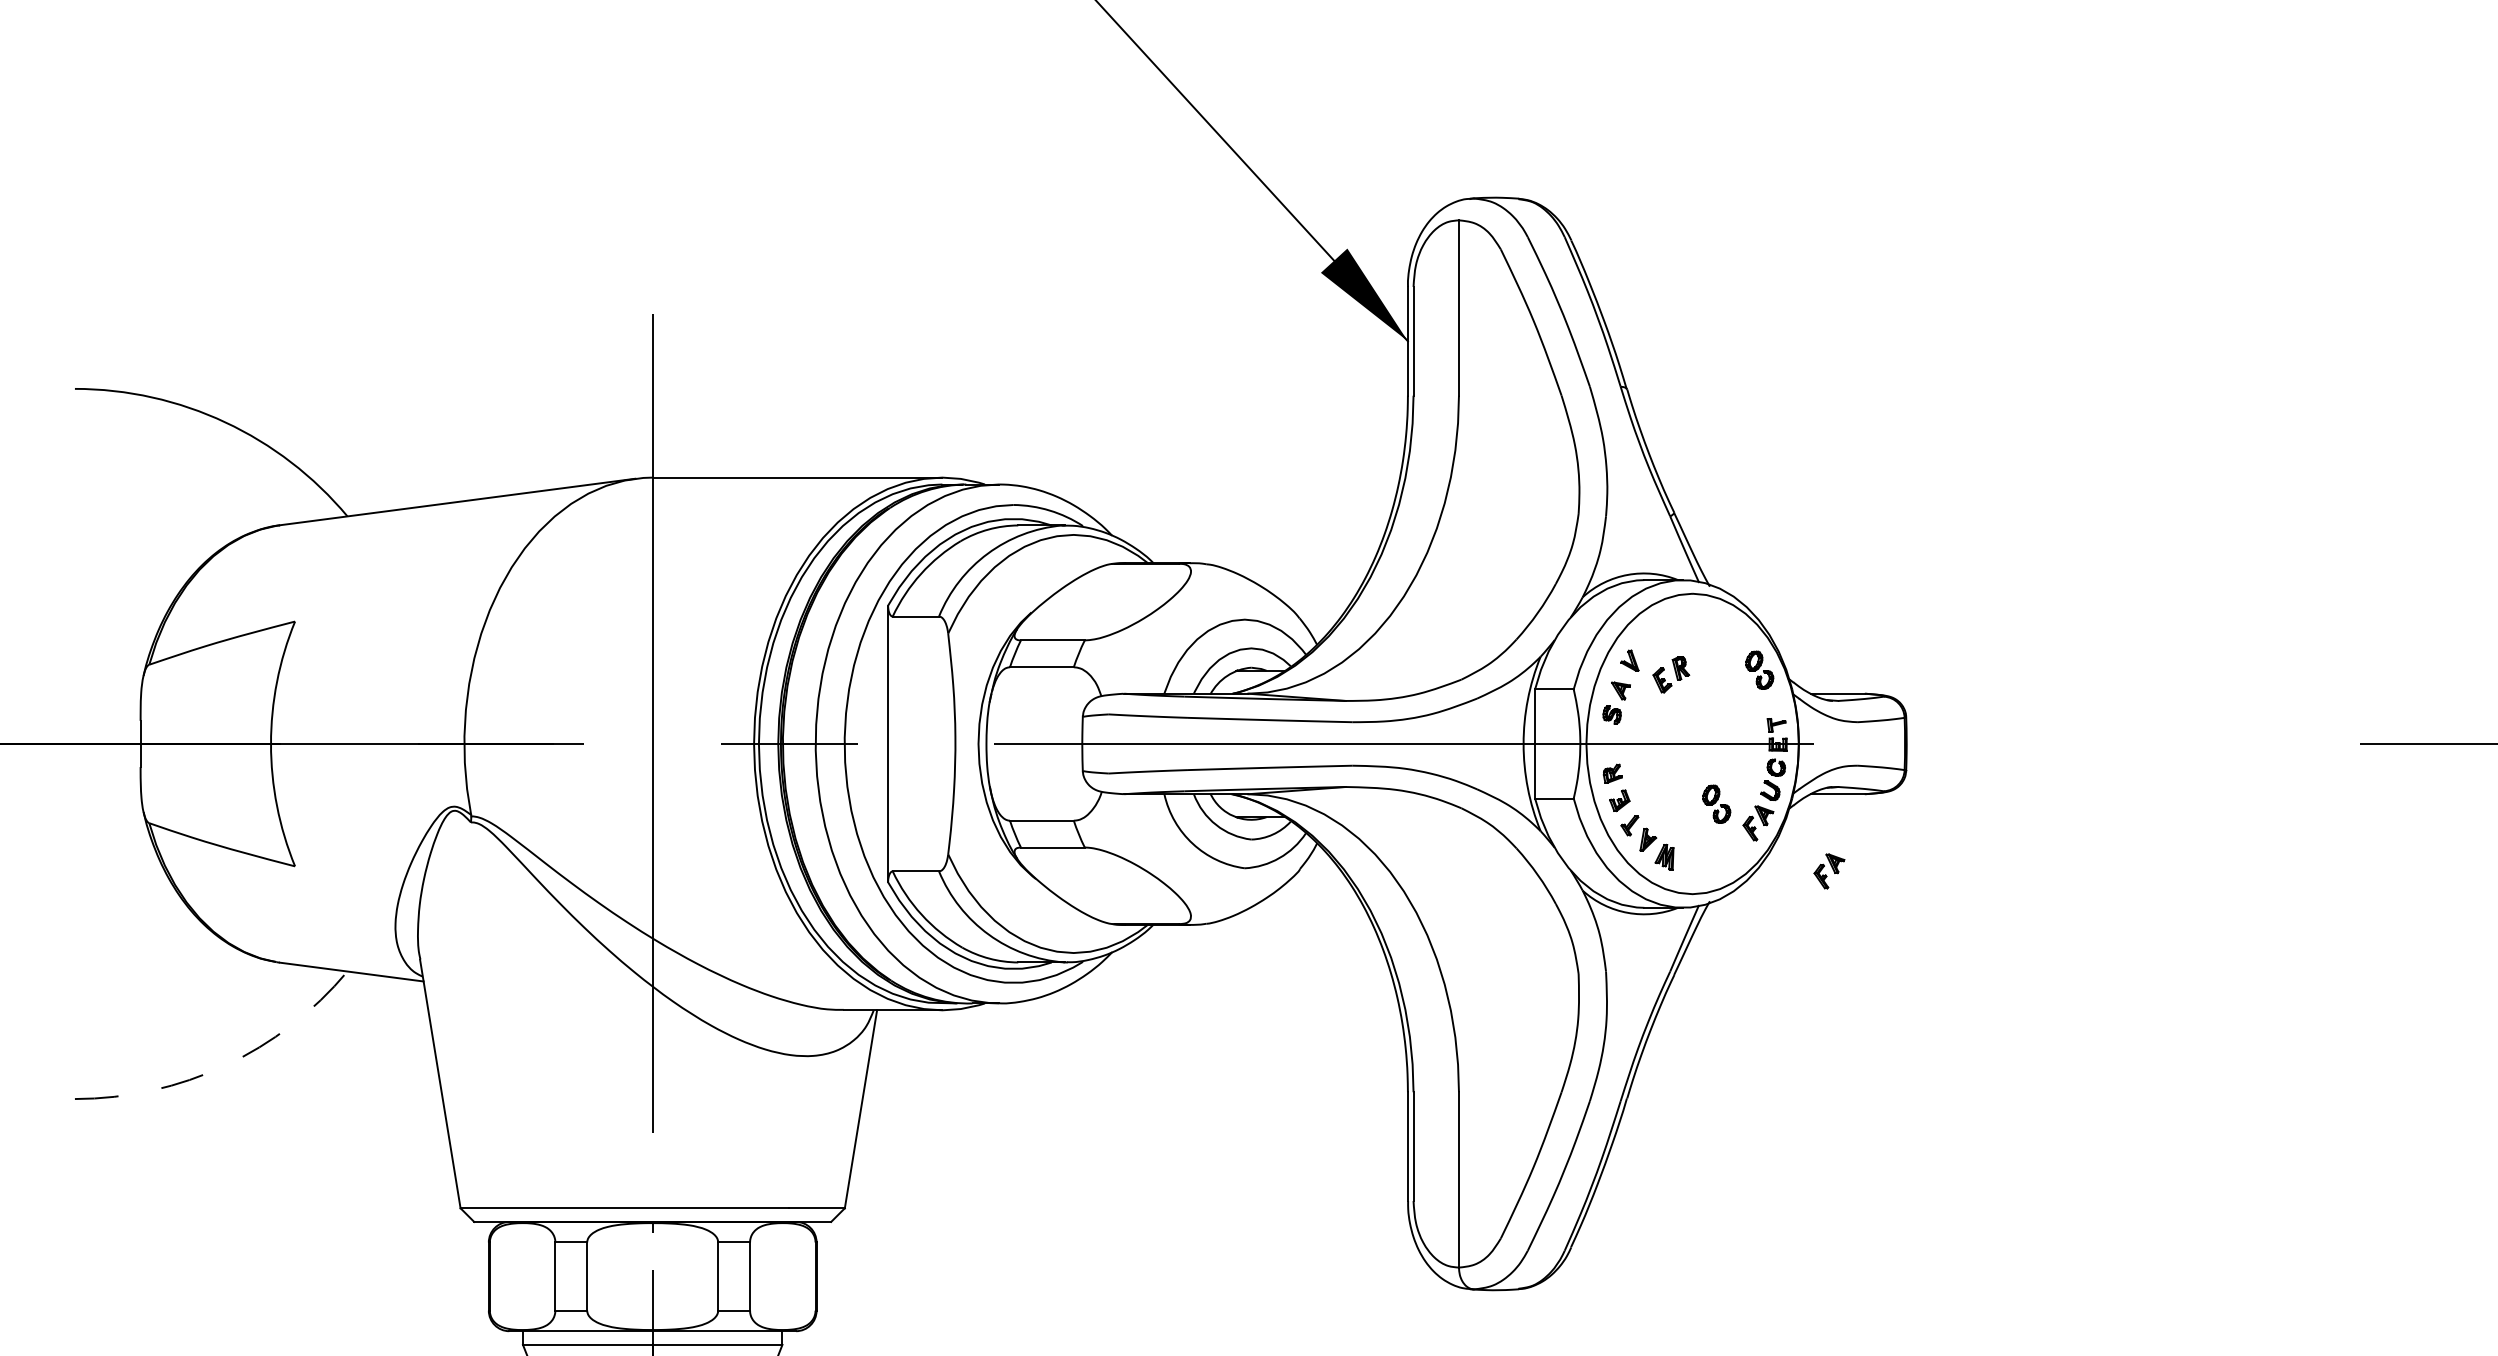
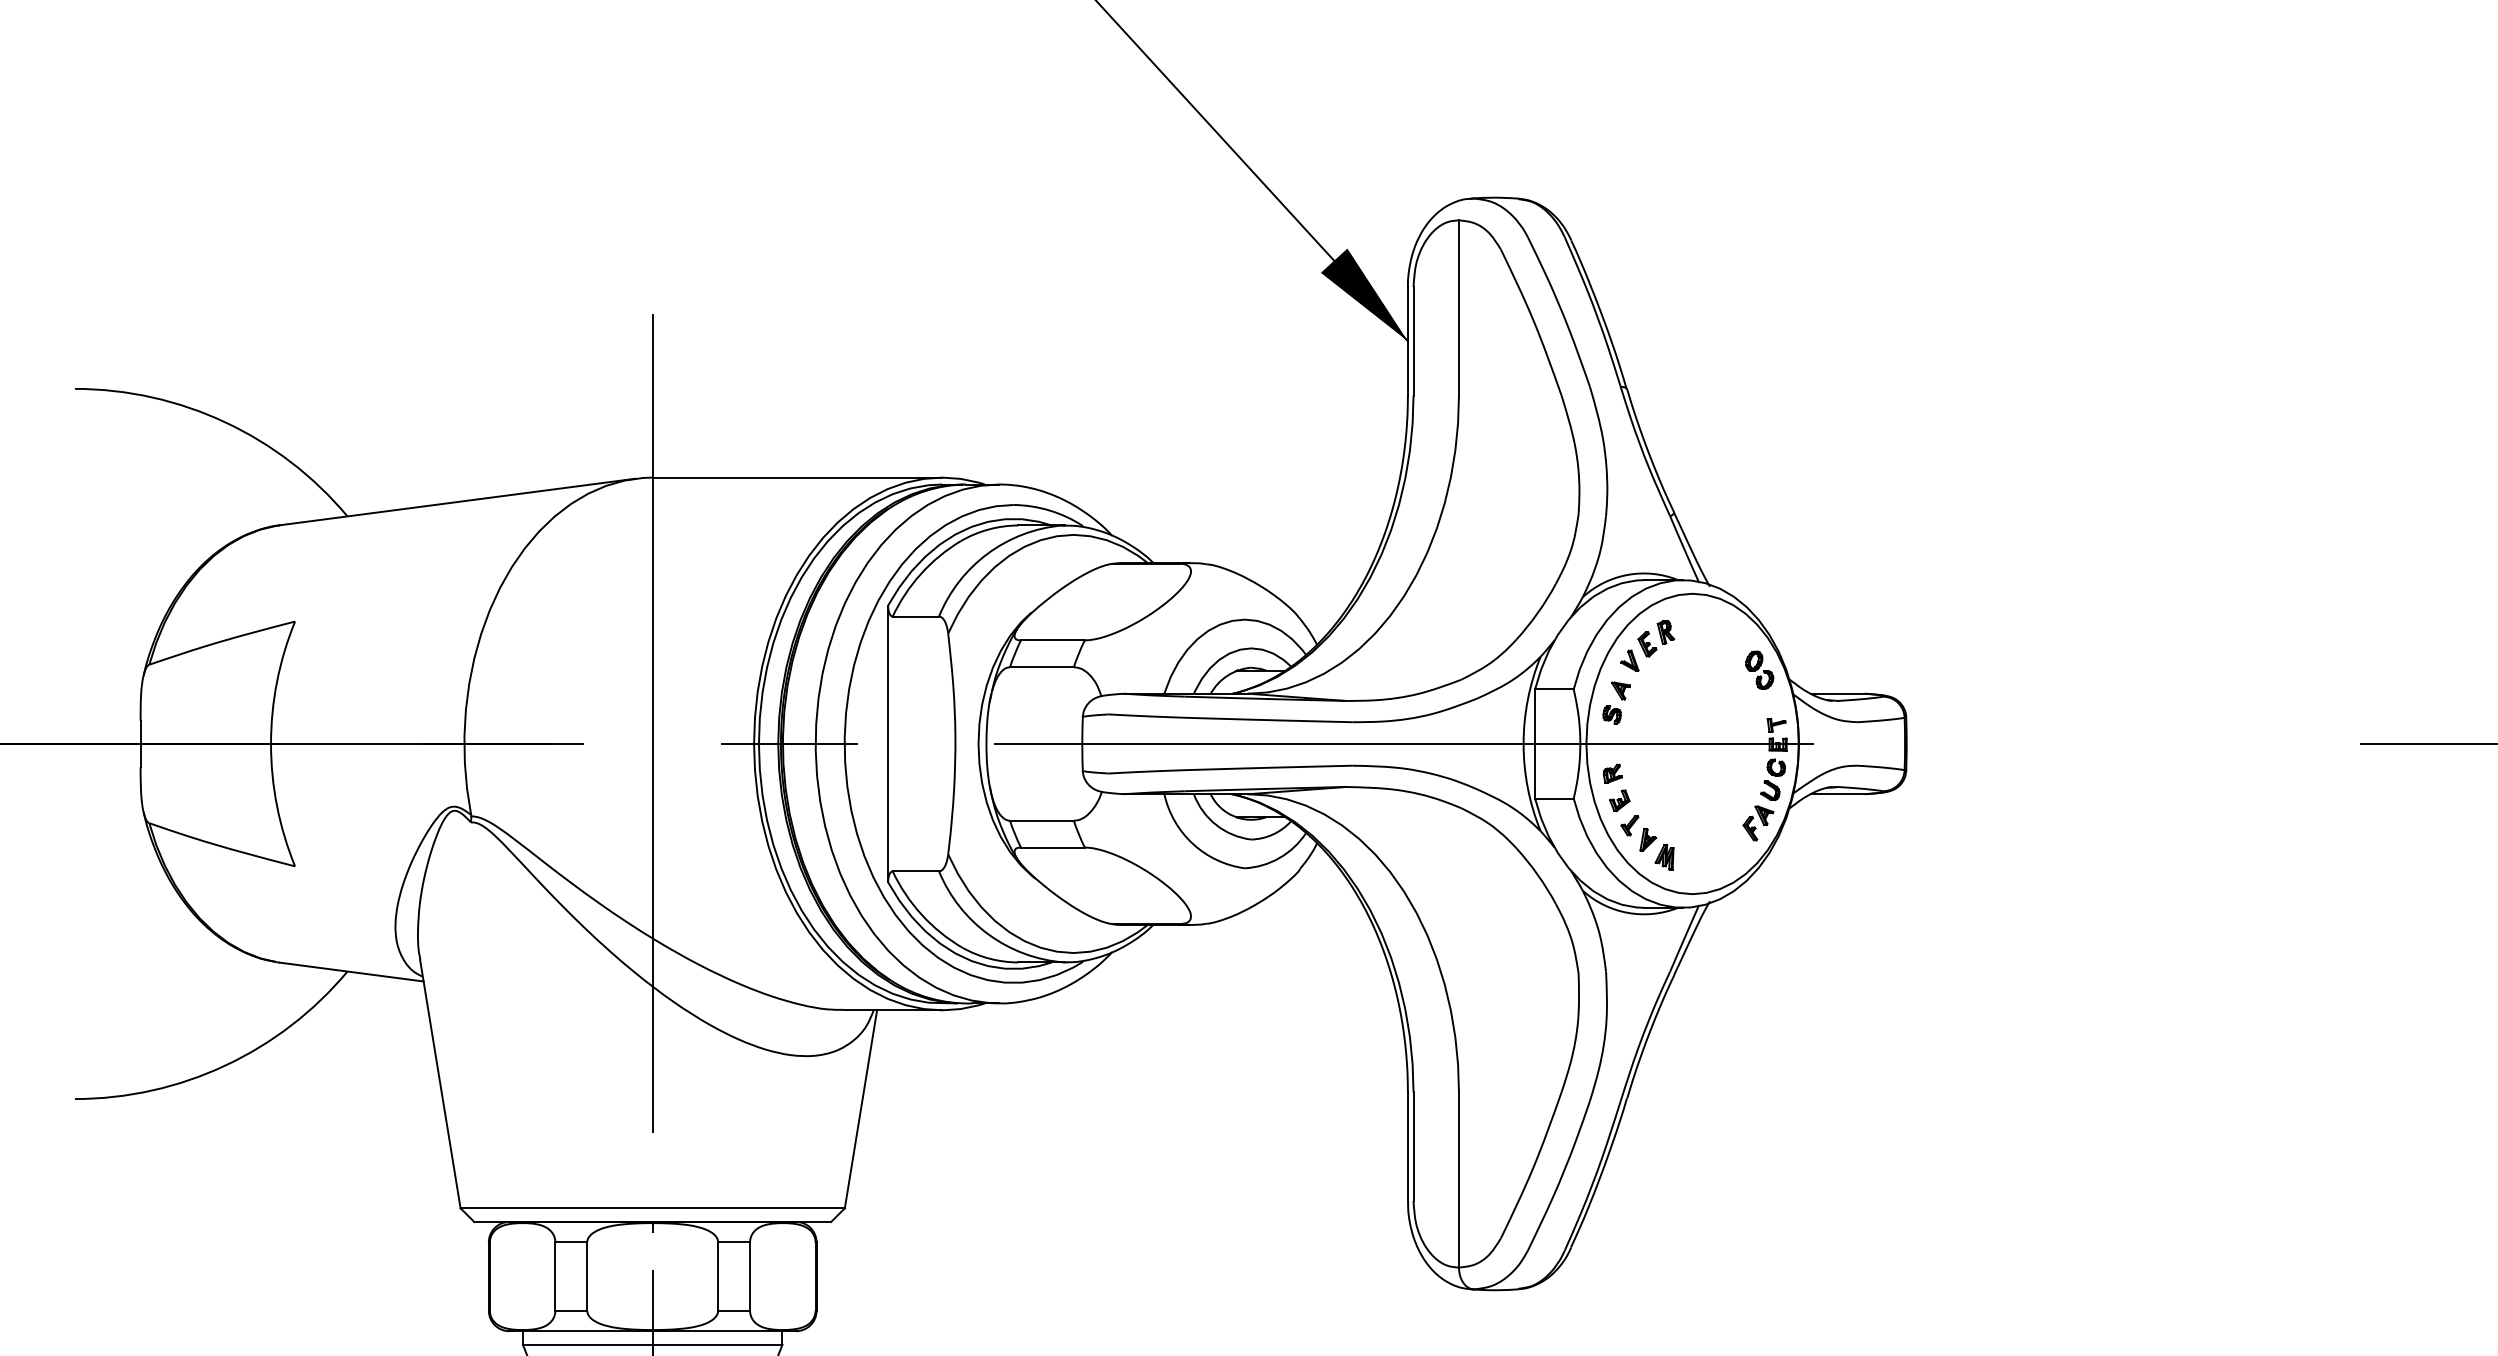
part position: (1671, 674) -> (1656, 638) (1656, 638)
part: present -> none (1716, 803)
part: present -> none (1829, 871)
arc: dashed -> solid (225, 1065)
